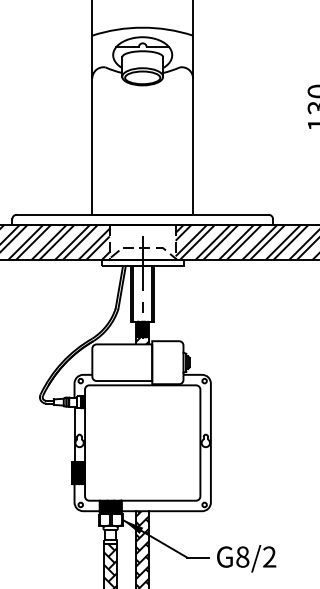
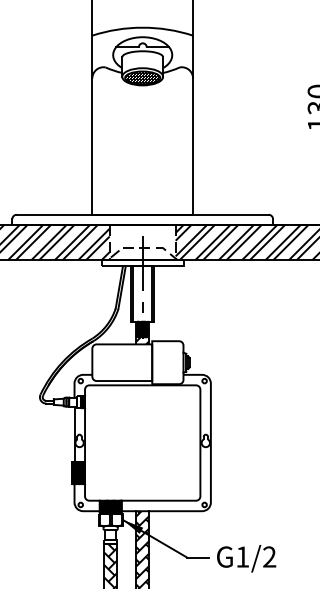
hatch: none -> present (142, 77)
text: G8/2 -> G1/2 (242, 556)
